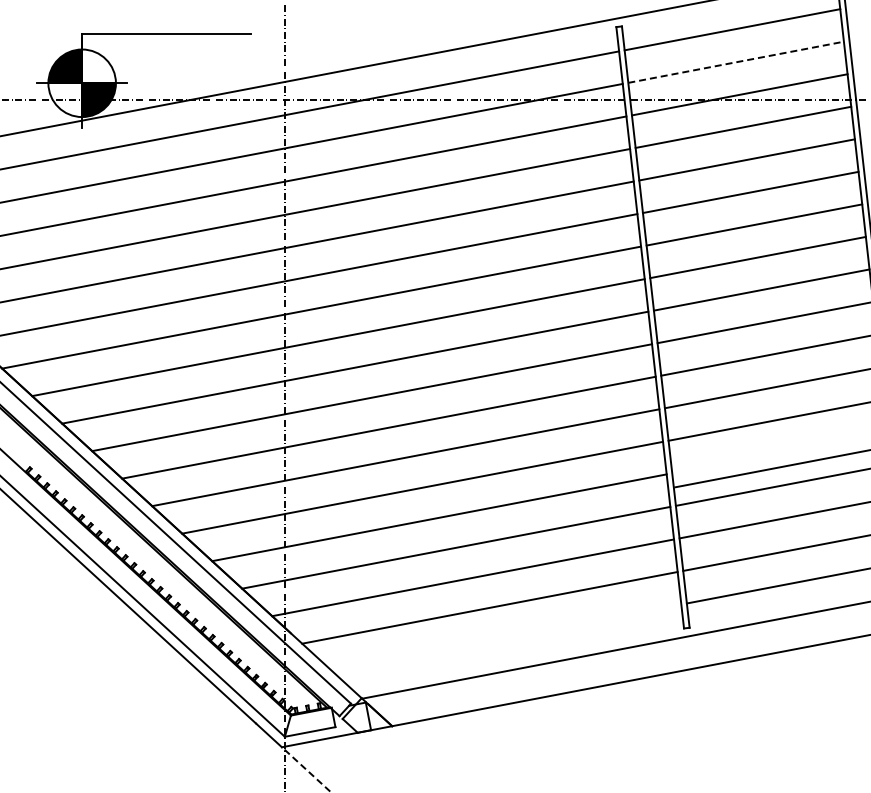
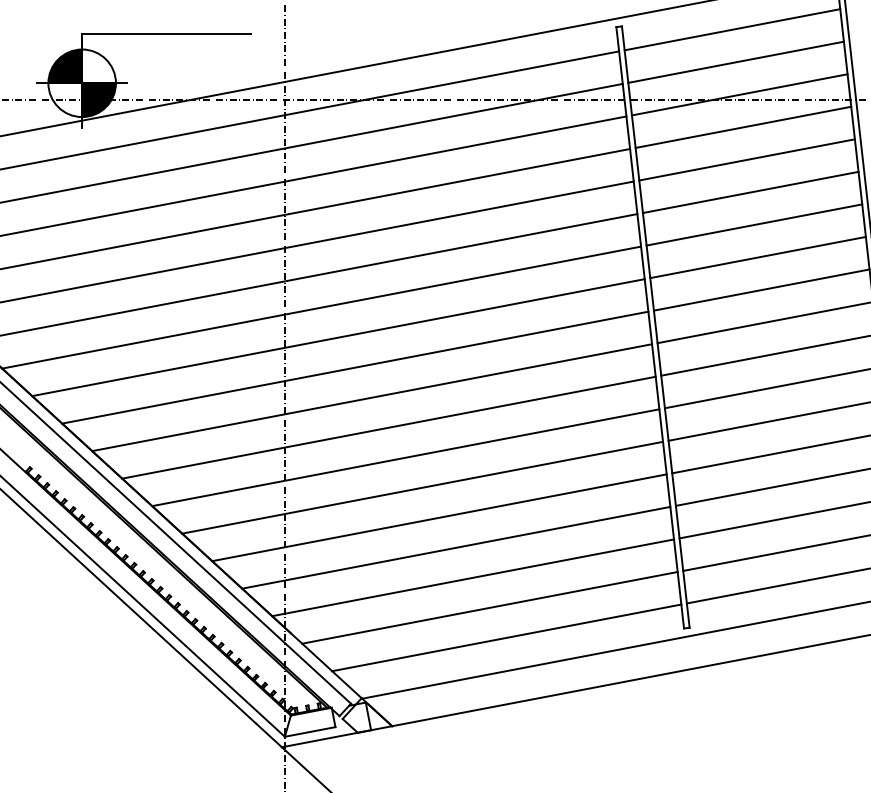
line: dashed -> solid (736, 62)
line position: (771, 468) -> (769, 454) (769, 454)
line: none -> present (506, 637)
line: dashed -> solid (306, 769)
